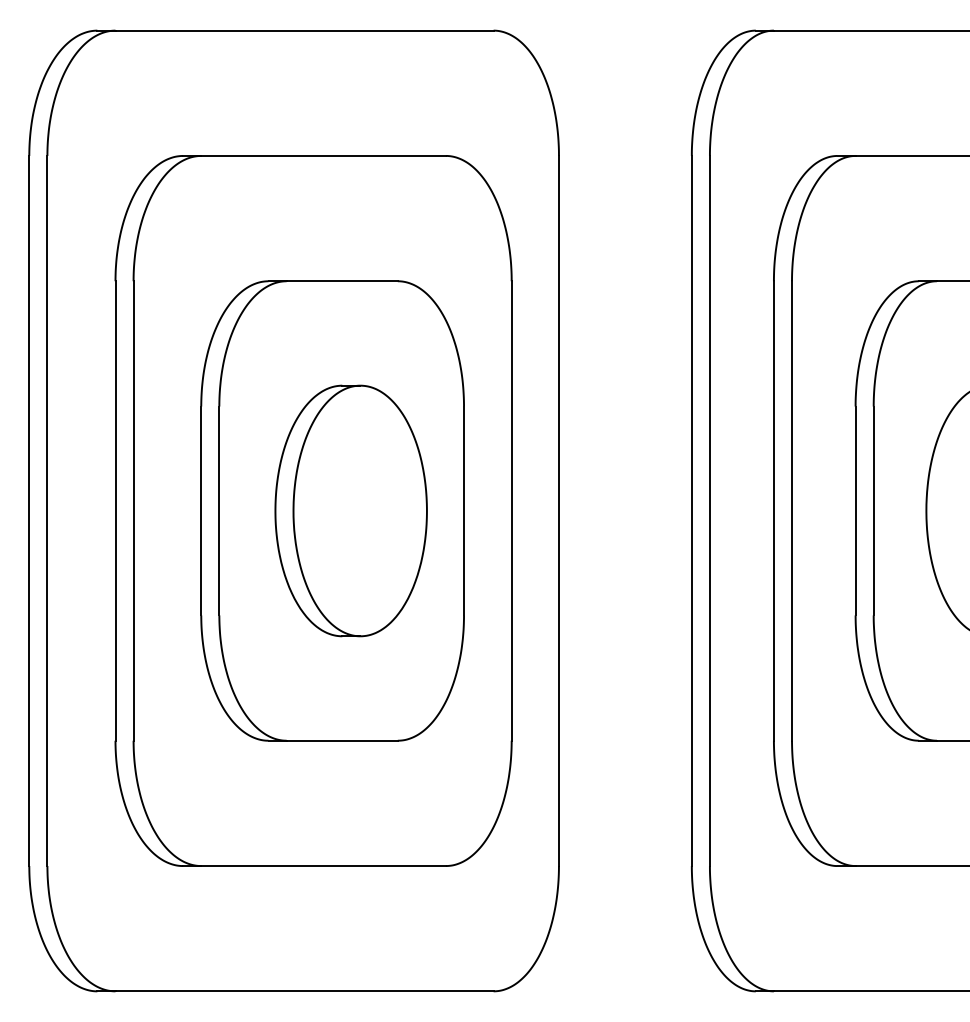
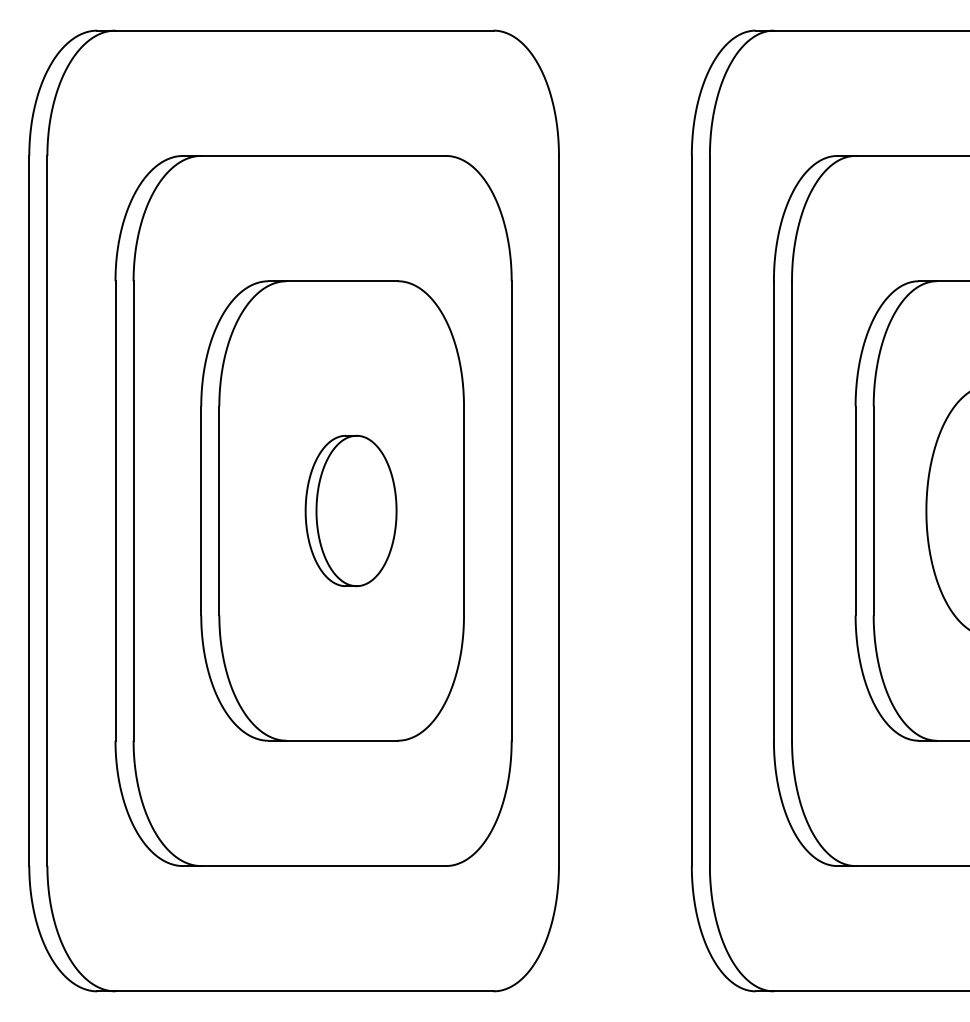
part size: 154x254 px -> 94x154 px (350, 510)
